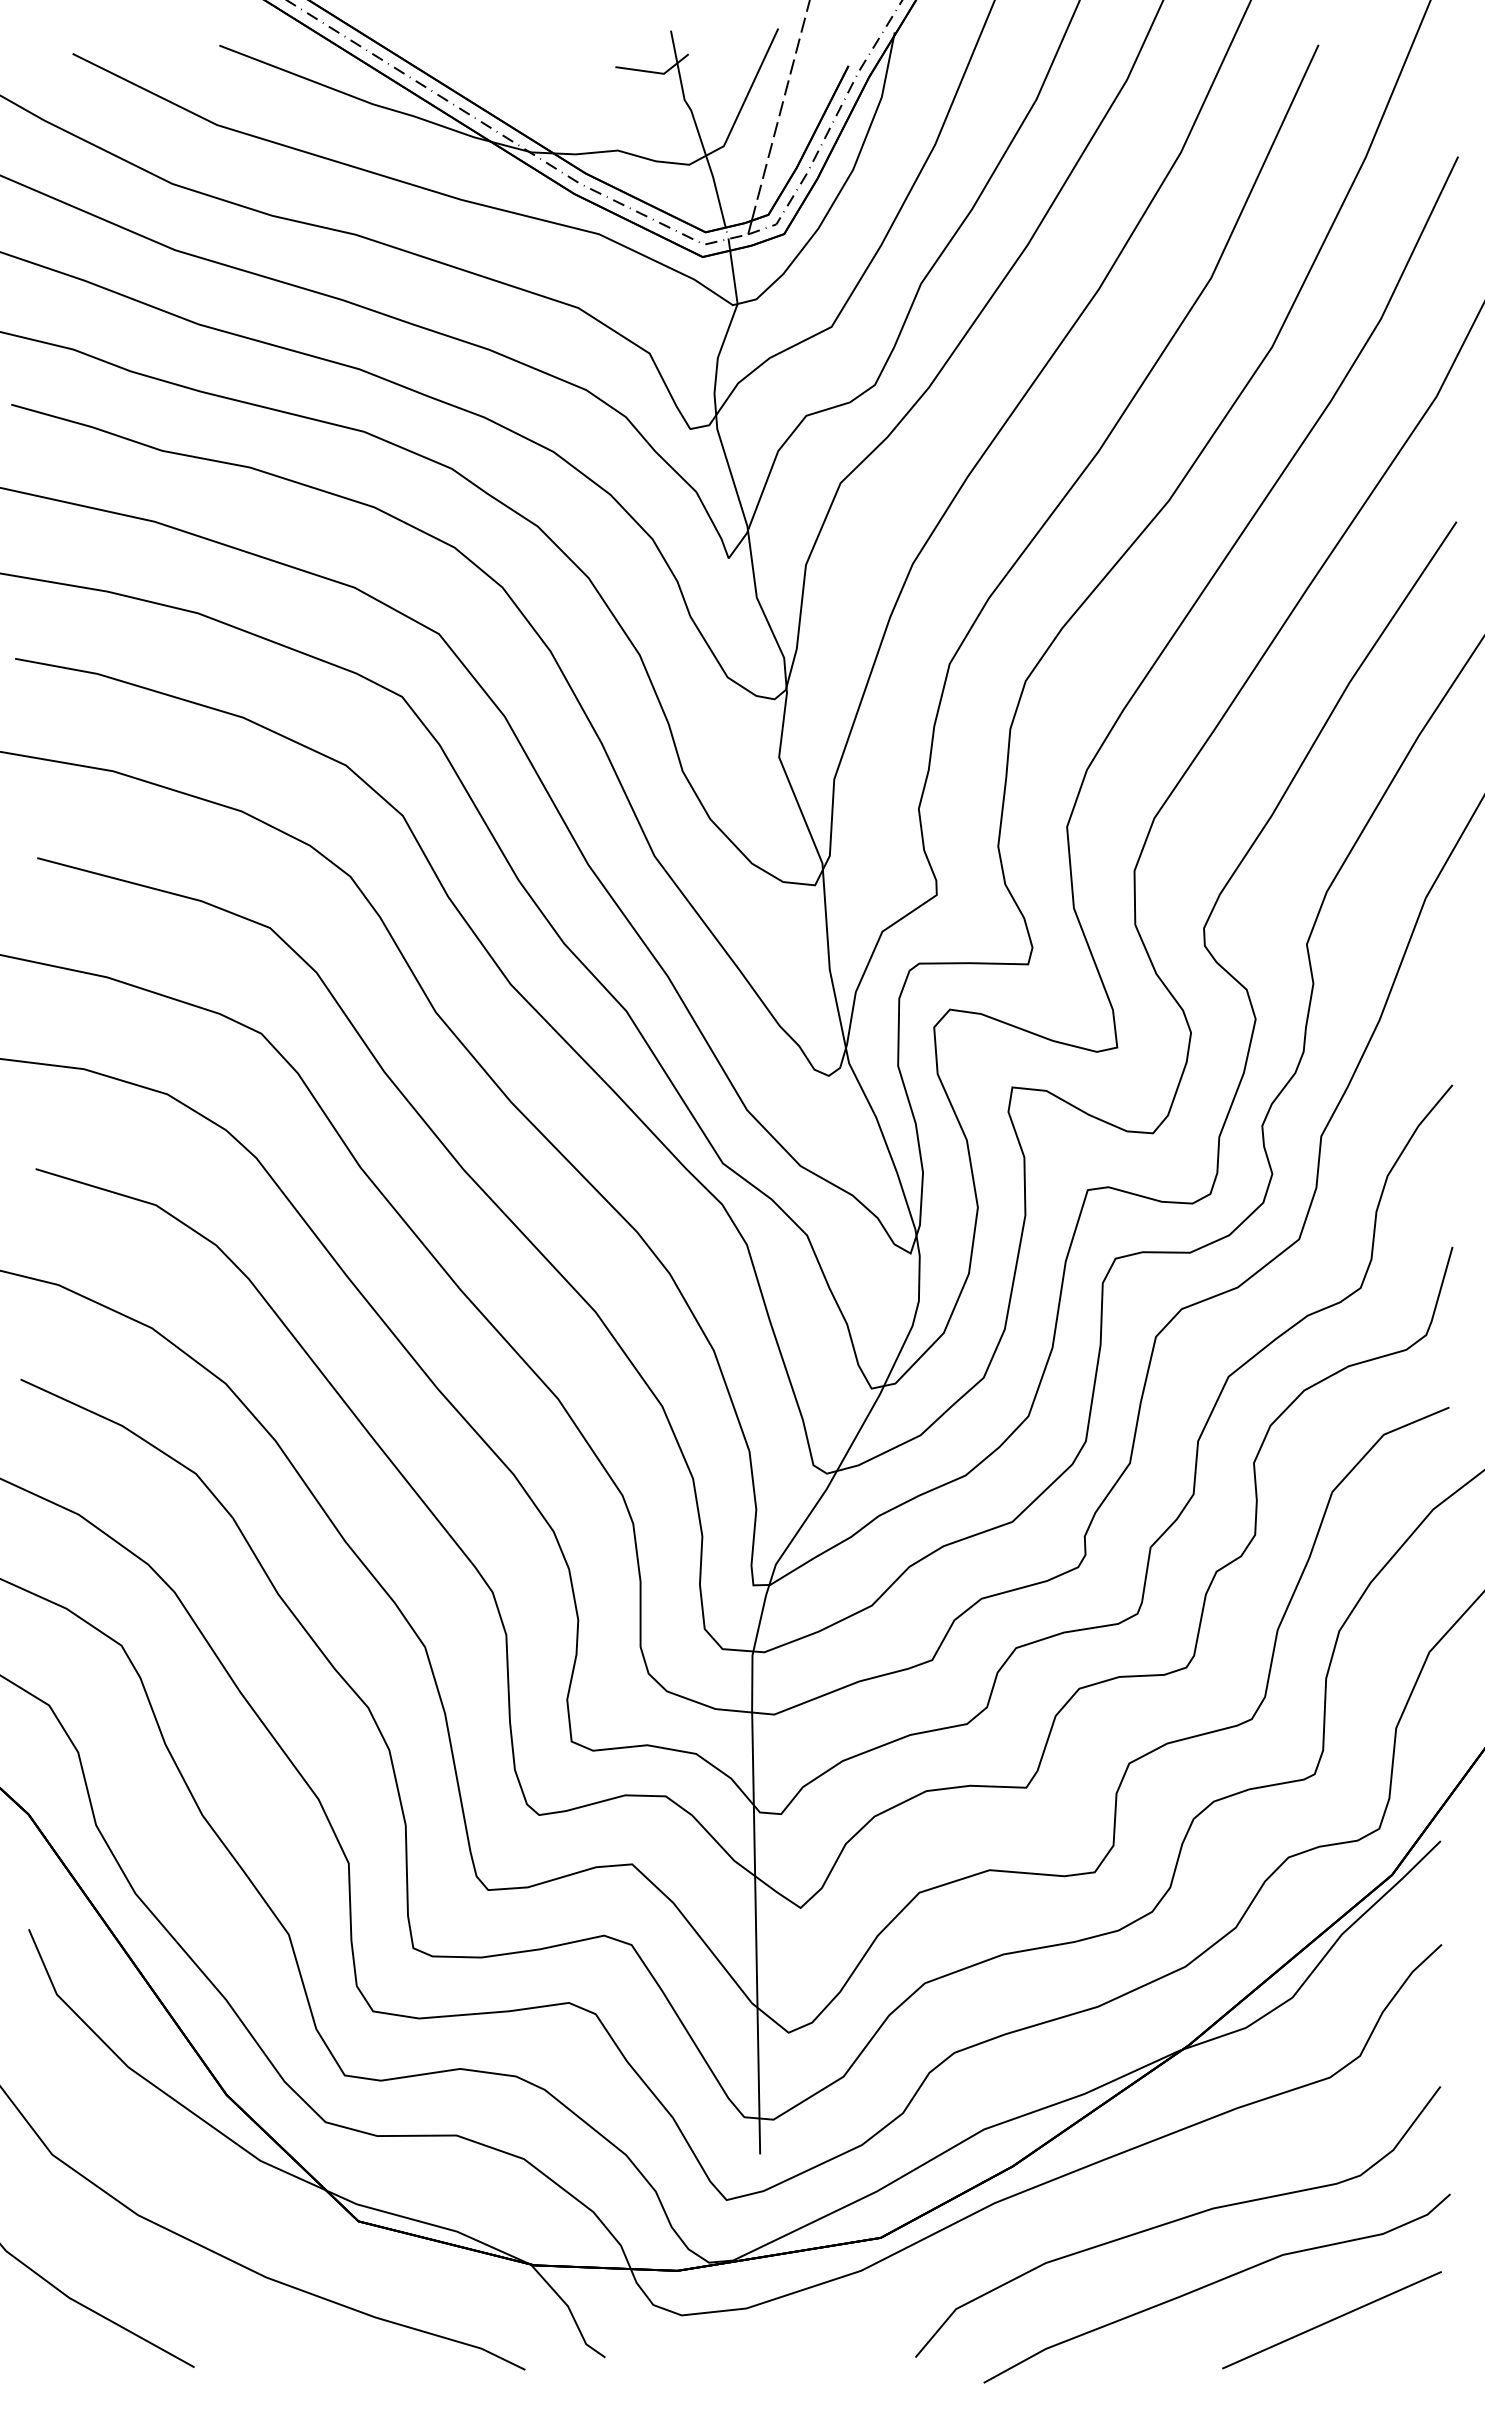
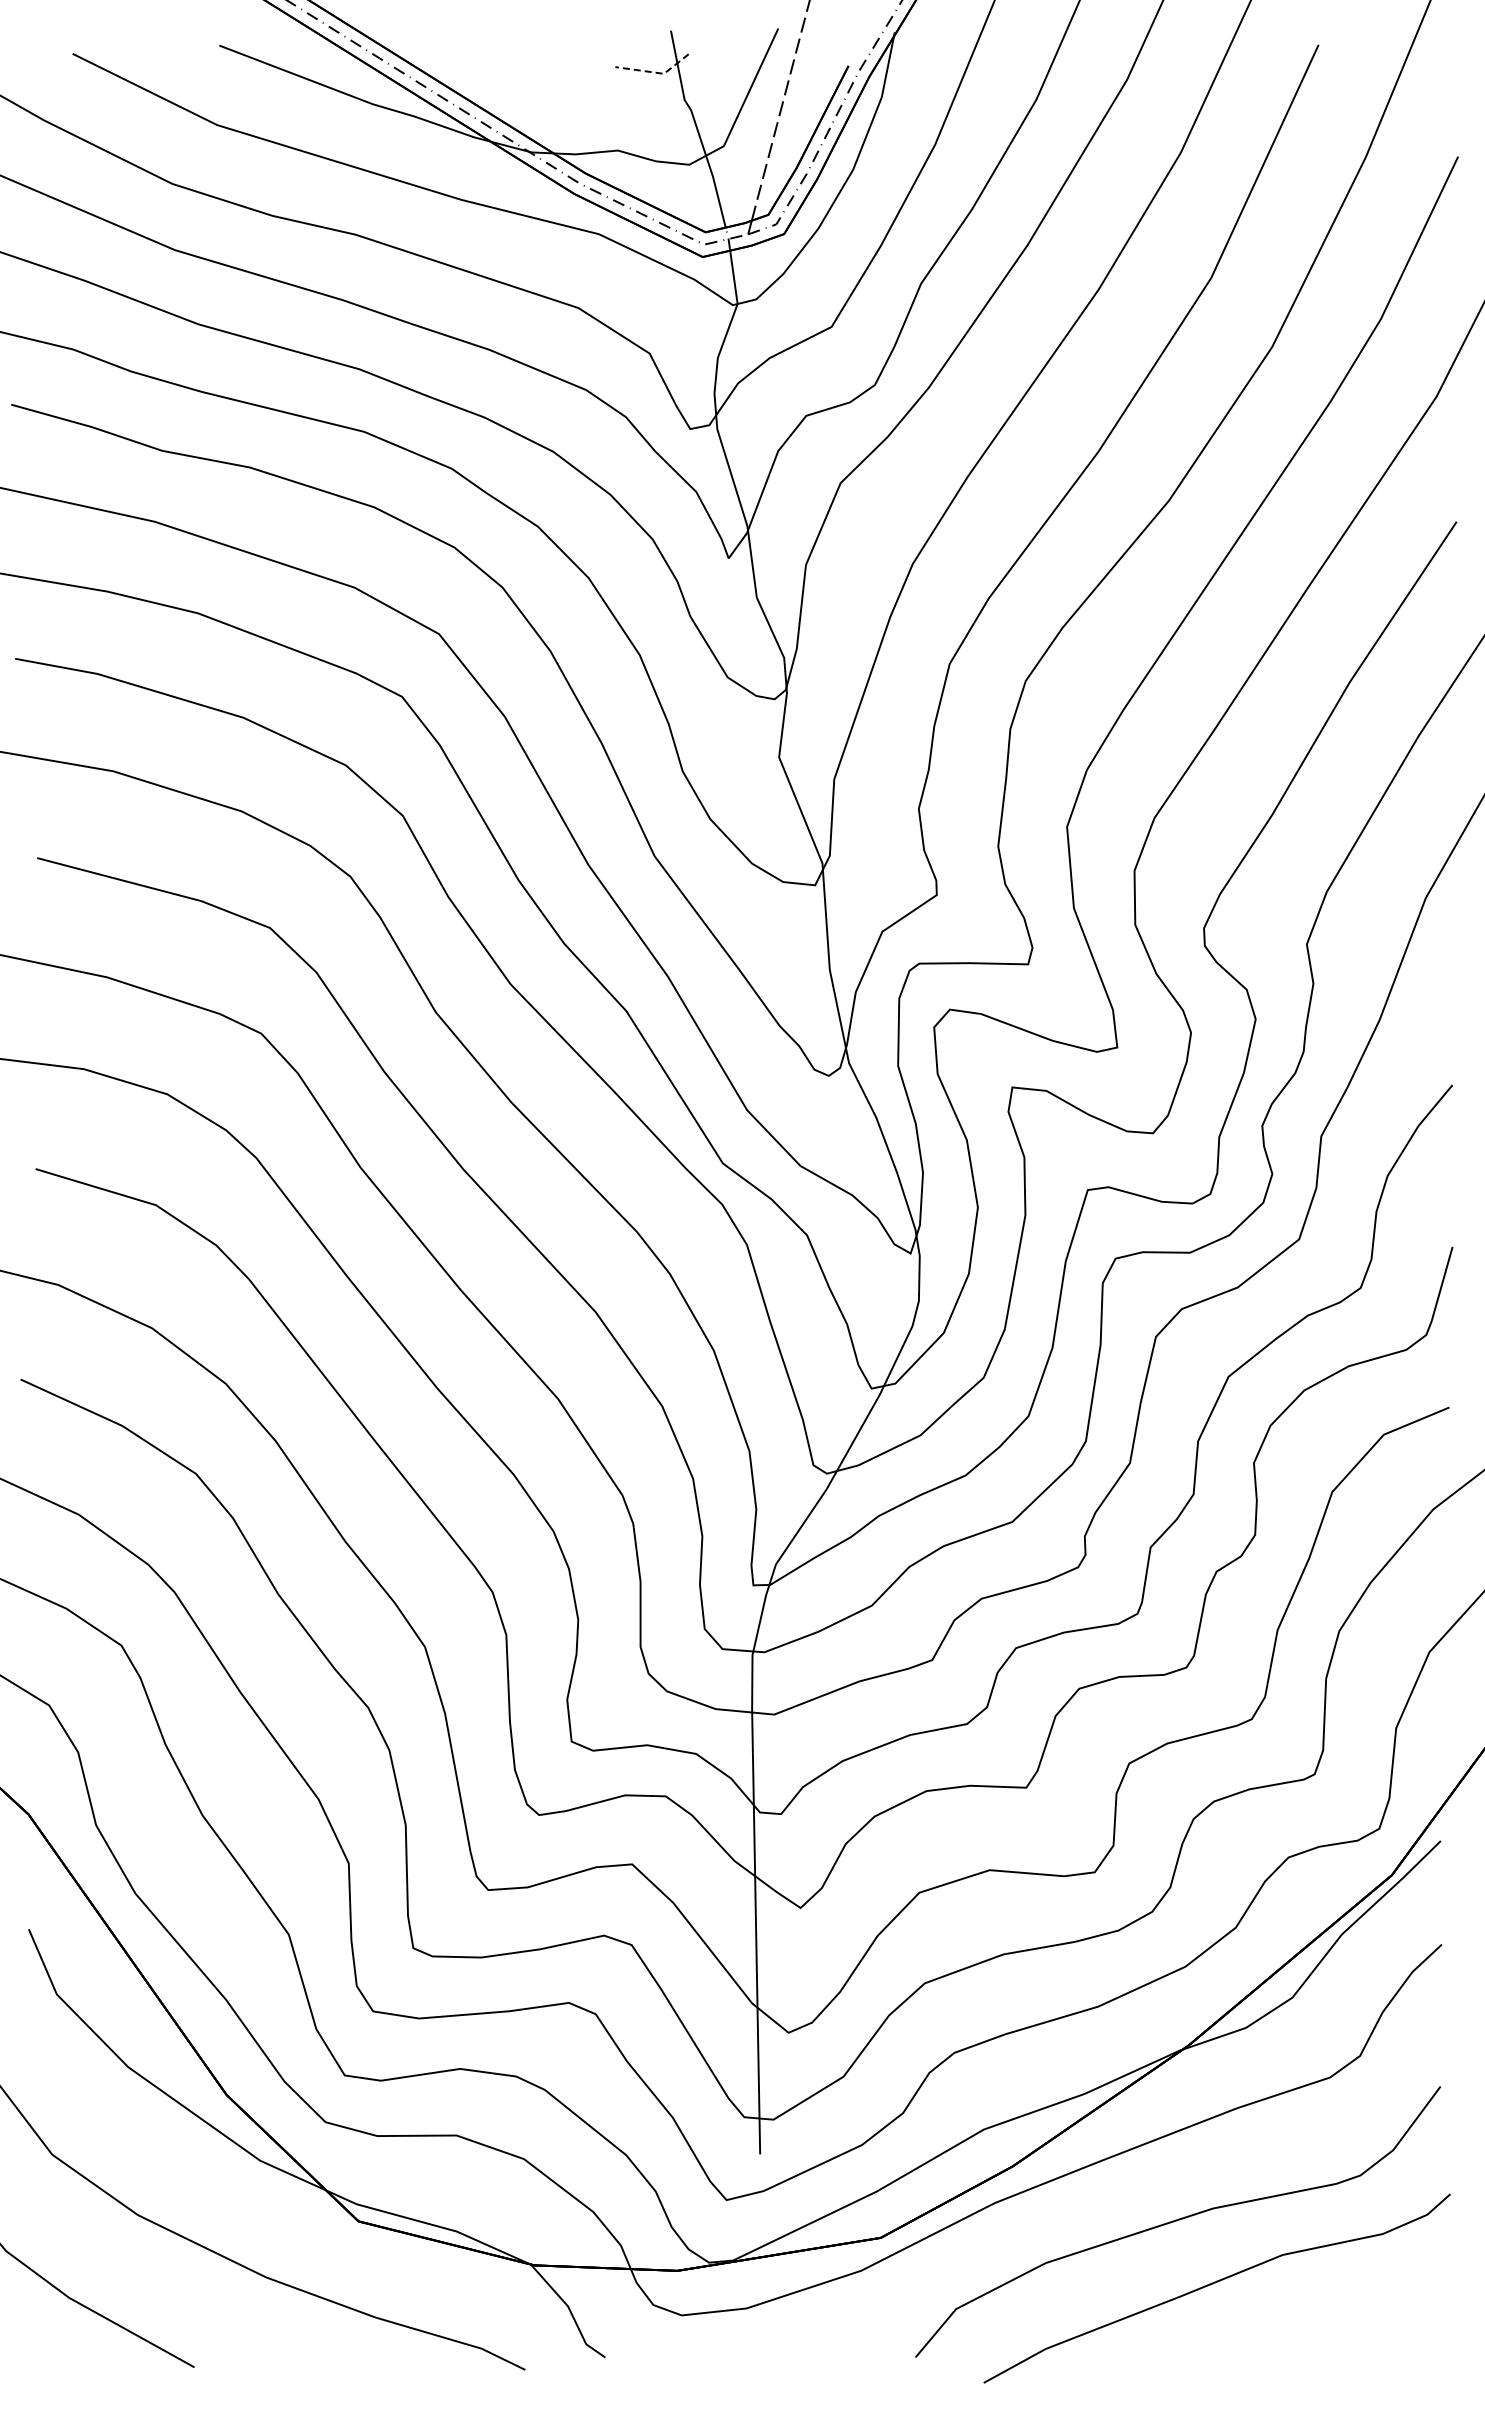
line: solid -> dashed (655, 72)
line: present -> none (1331, 2320)
